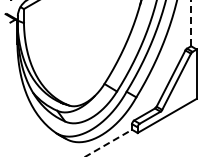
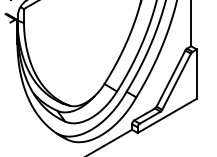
line: dashed -> solid (191, 23)
line: dashed -> solid (108, 143)
